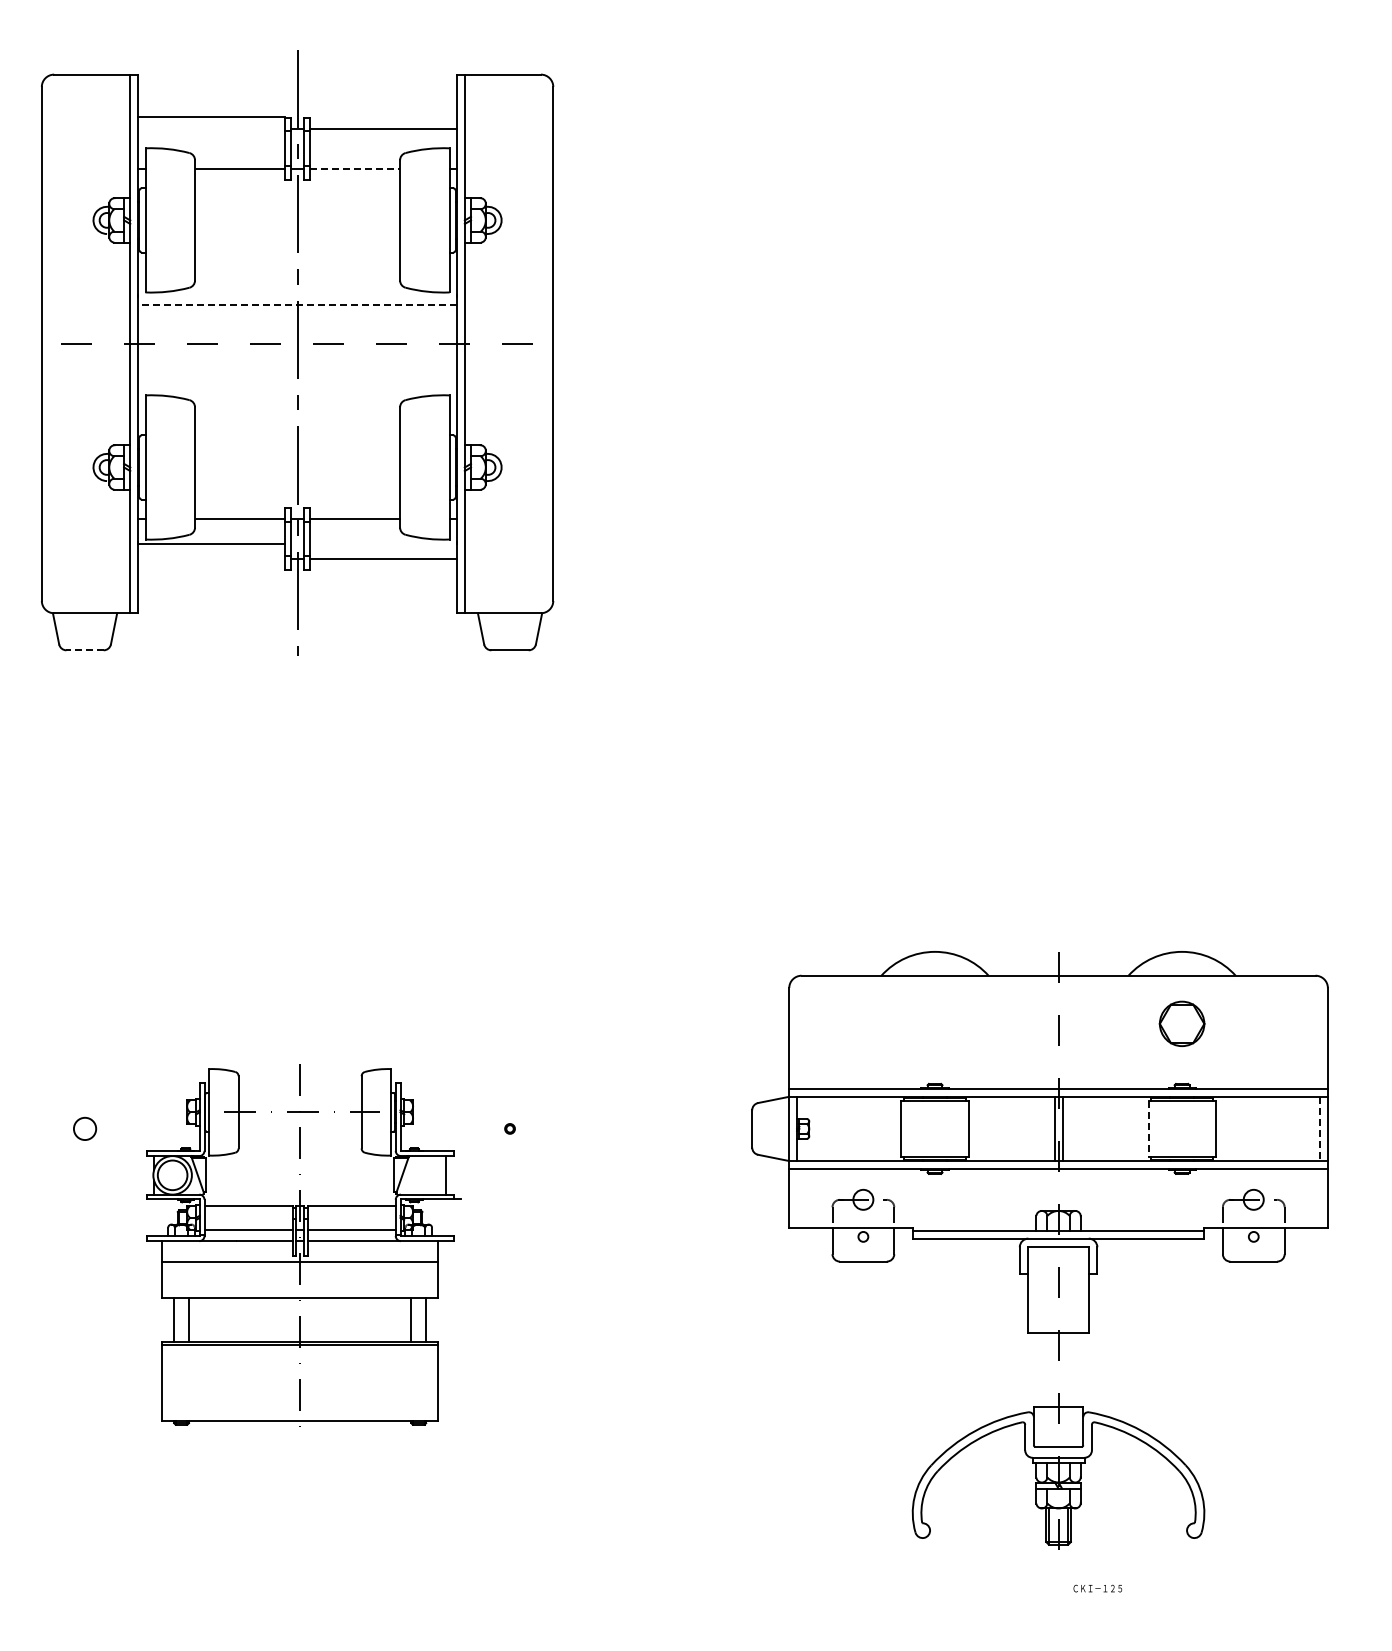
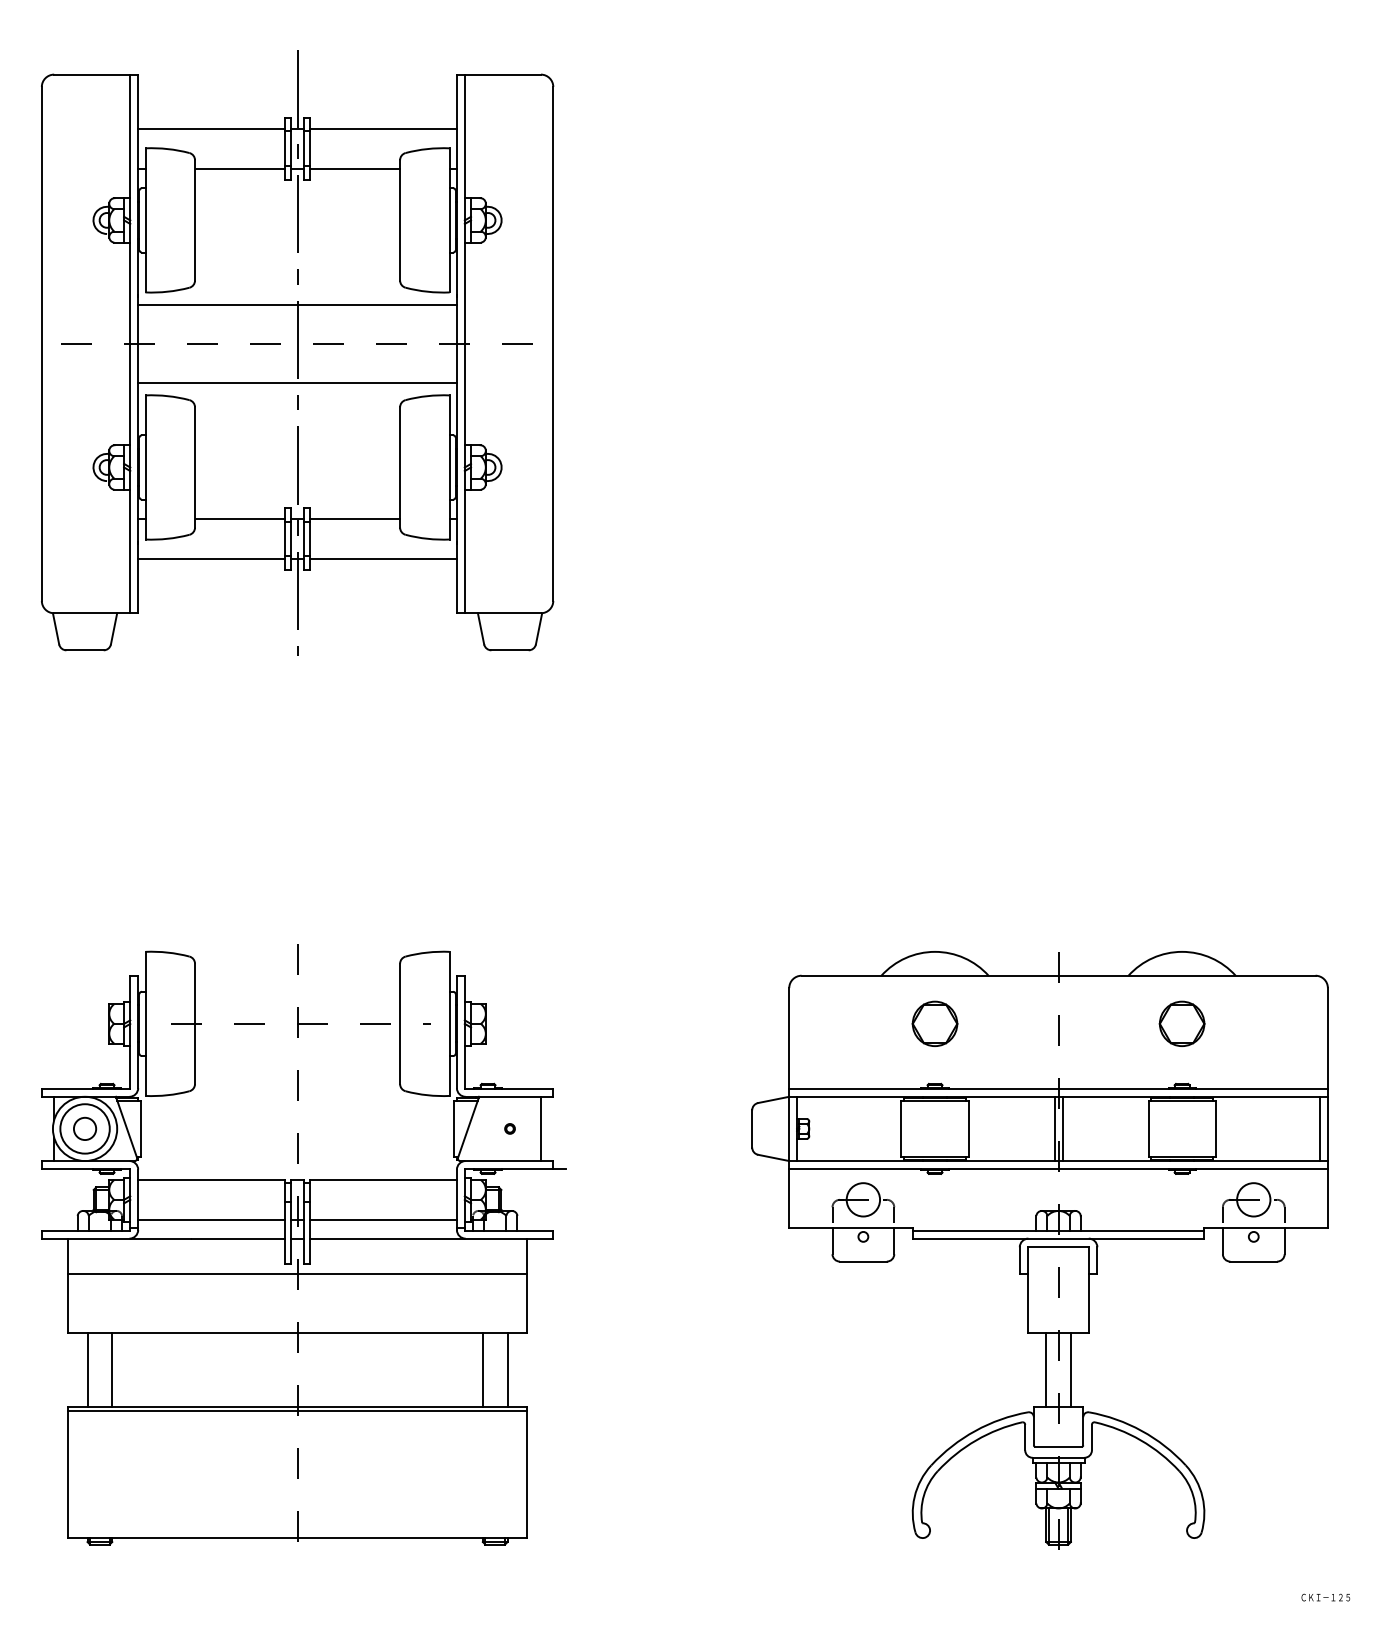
line position: (211, 116) -> (211, 128) (211, 128)
line: dashed -> solid (355, 168)
line: dashed -> solid (297, 305)
line: none -> present (297, 382)
line position: (211, 543) -> (211, 558) (211, 558)
line: dashed -> solid (85, 650)
part: none -> present (934, 1023)
line: dashed -> solid (1148, 1129)
line: dashed -> solid (1319, 1129)
circle diameter: 20 px -> 33 px (863, 1199)
circle diameter: 20 px -> 33 px (1253, 1199)
part size: 316x363 px -> 526x602 px (303, 1244)
line: none -> present (1046, 1370)
line: none -> present (1070, 1370)
text position: (1097, 1588) -> (1325, 1597) (1325, 1597)
